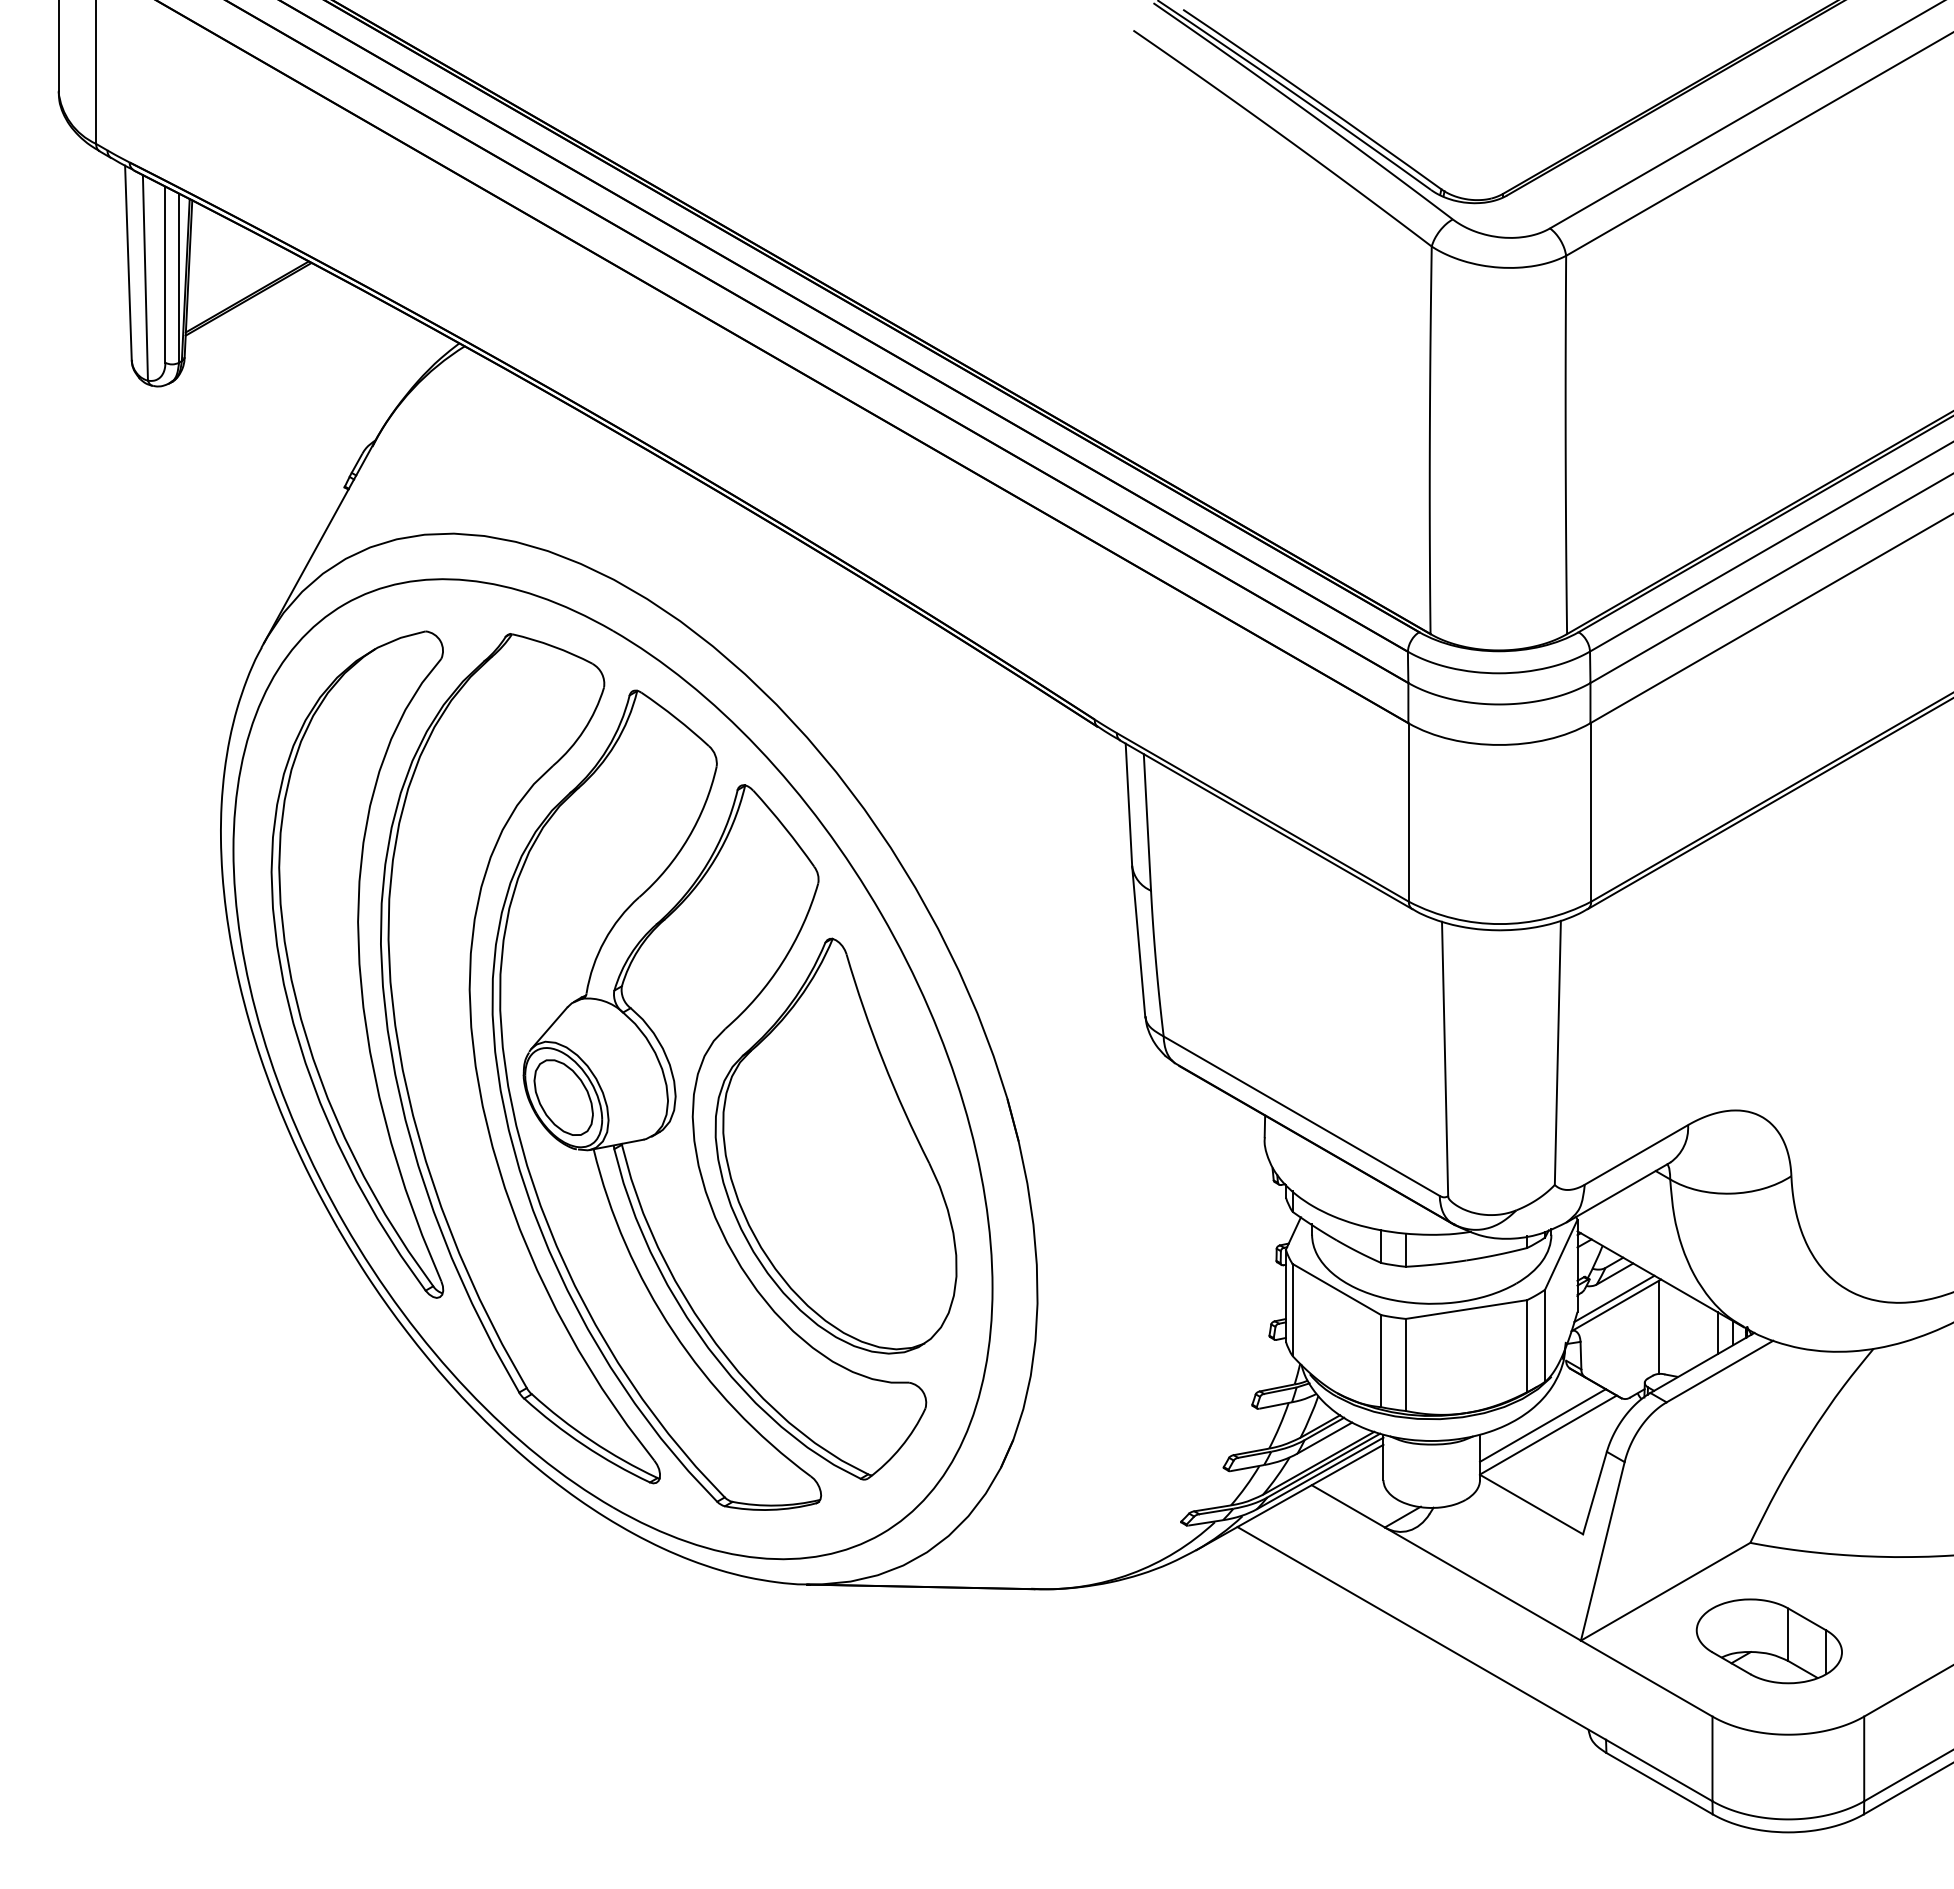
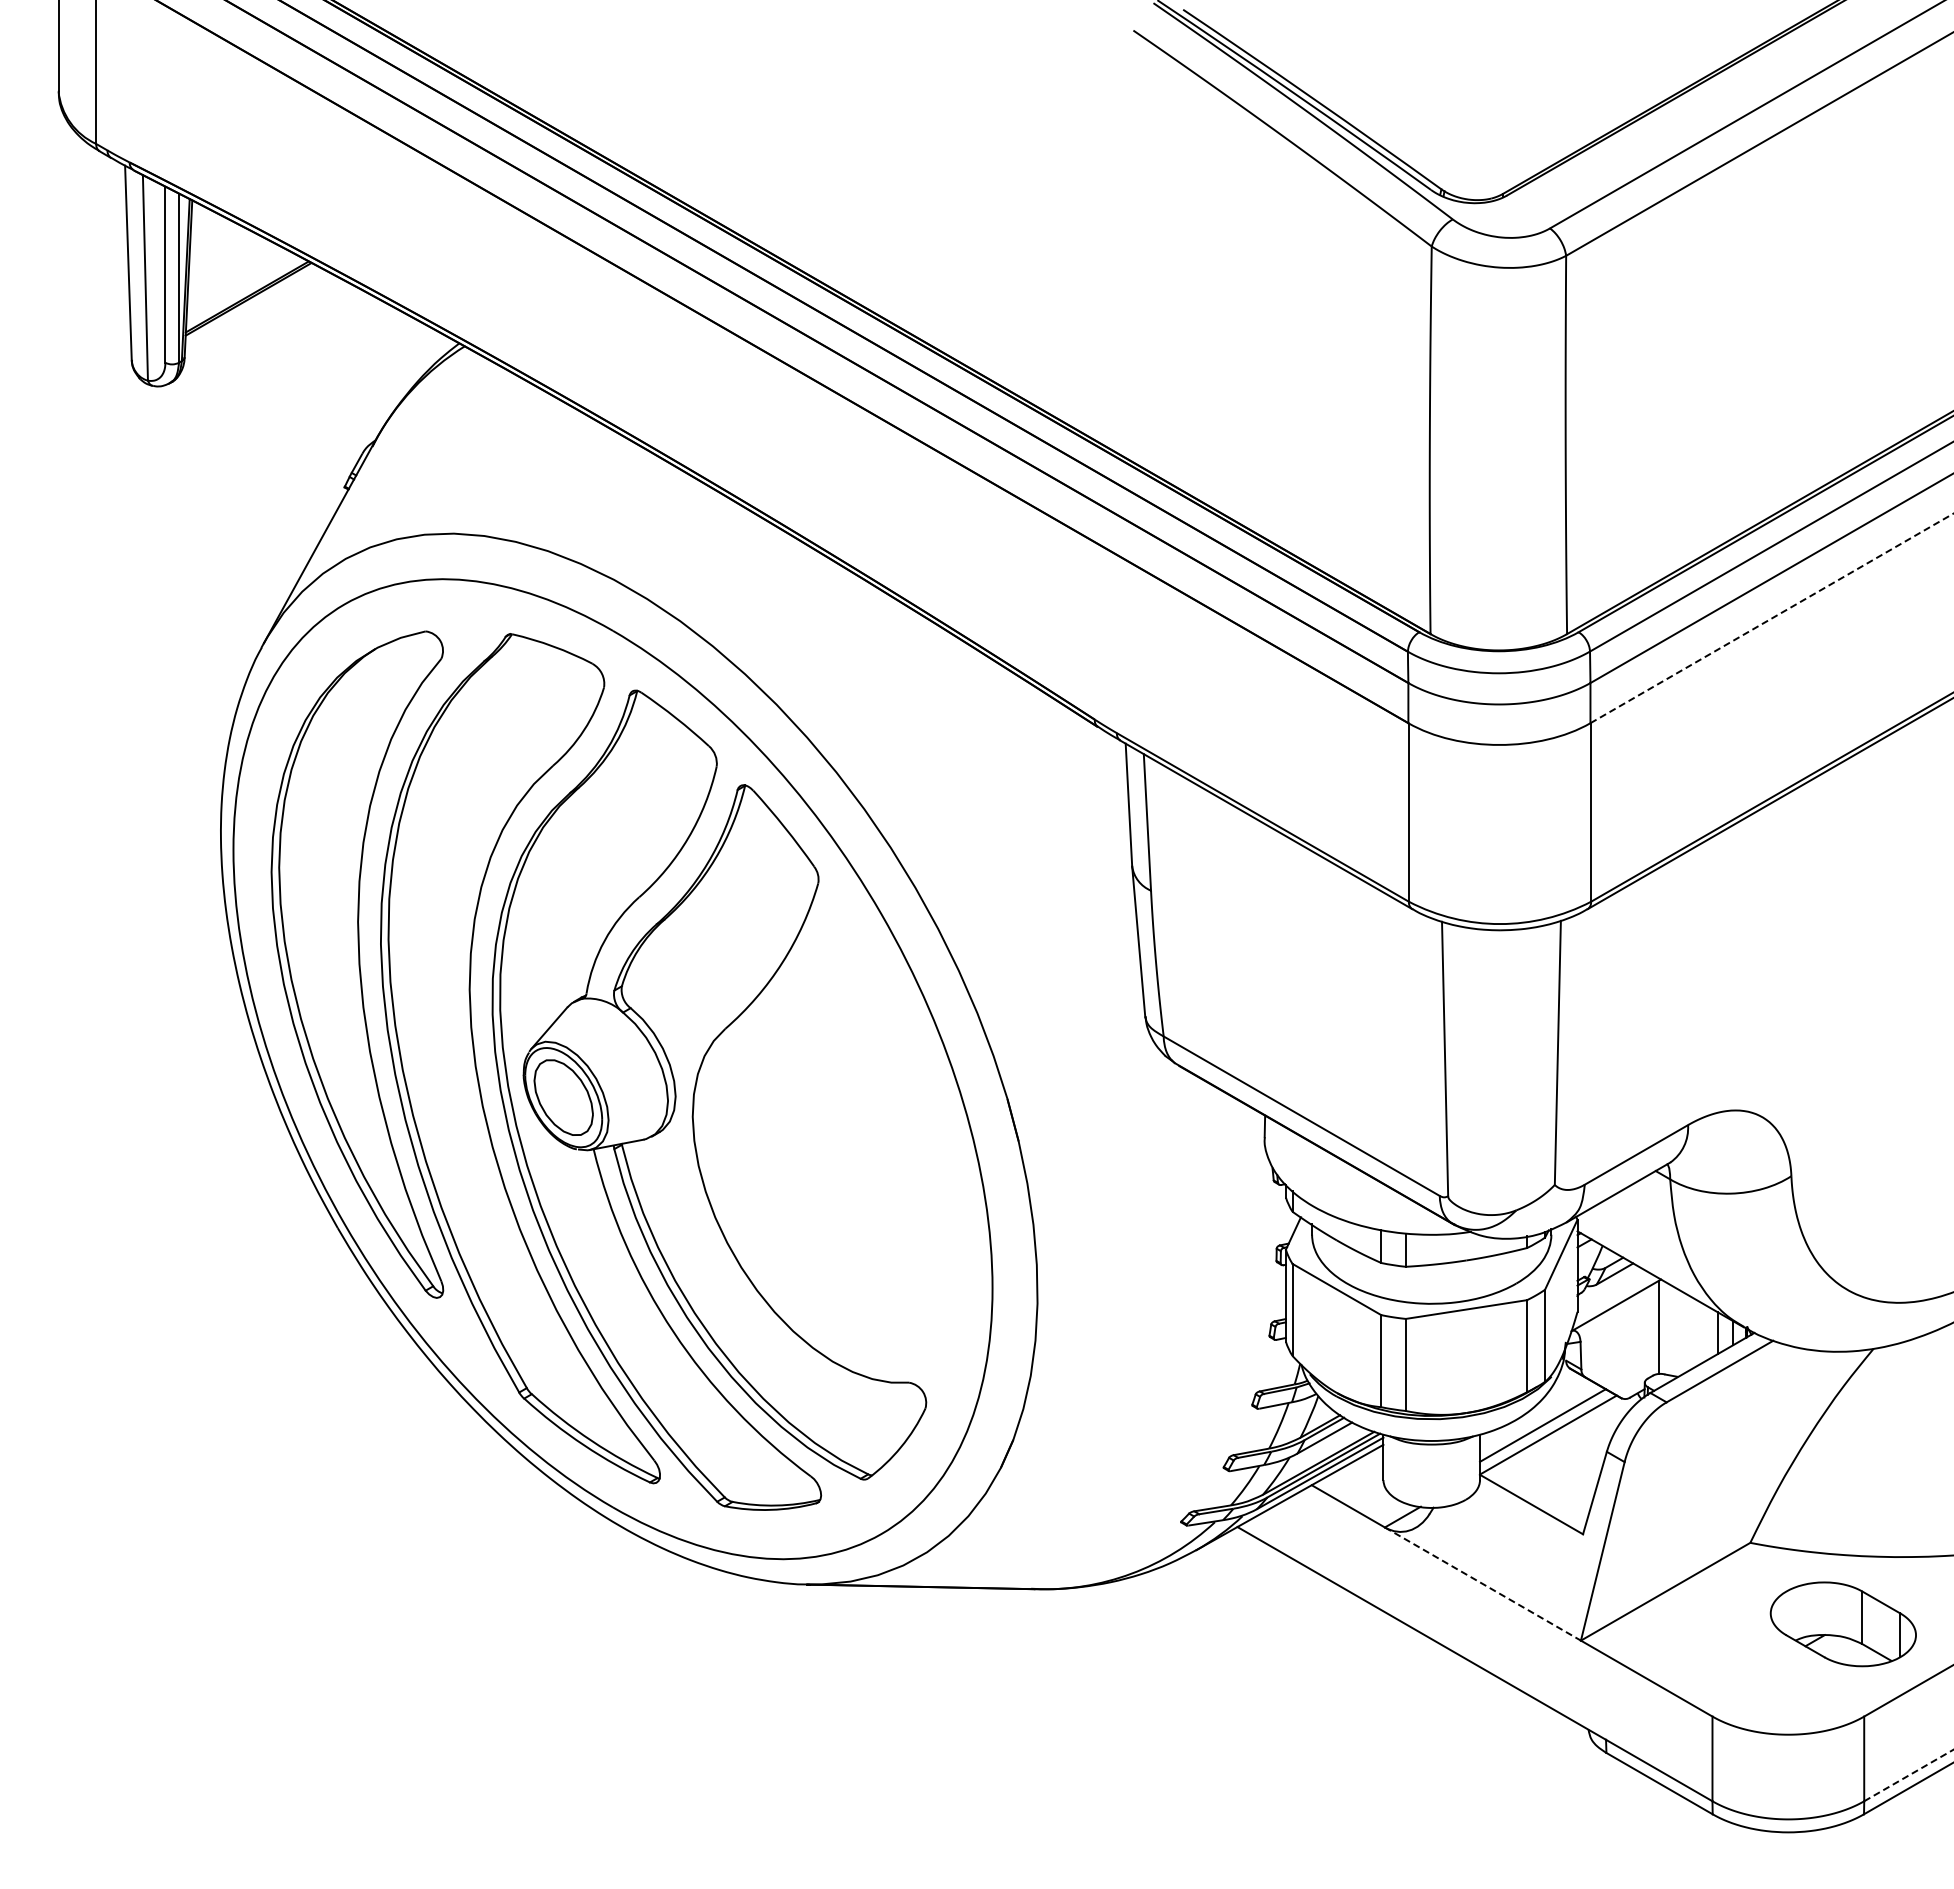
line: solid -> dashed (1772, 618)
part: present -> none (835, 1145)
line: present -> none (1614, 1298)
line: solid -> dashed (1483, 1584)
part position: (1768, 1641) -> (1842, 1624) (1842, 1624)
line: solid -> dashed (1909, 1775)
